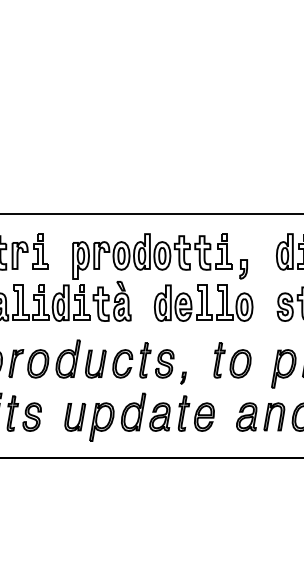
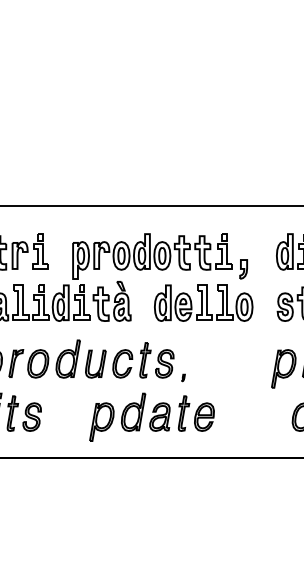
line position: (151, 213) -> (151, 205) (151, 205)
part: present -> none (232, 360)
part size: 7x14 px -> 5x10 px (183, 377)
part: present -> none (260, 416)
part: present -> none (75, 417)
